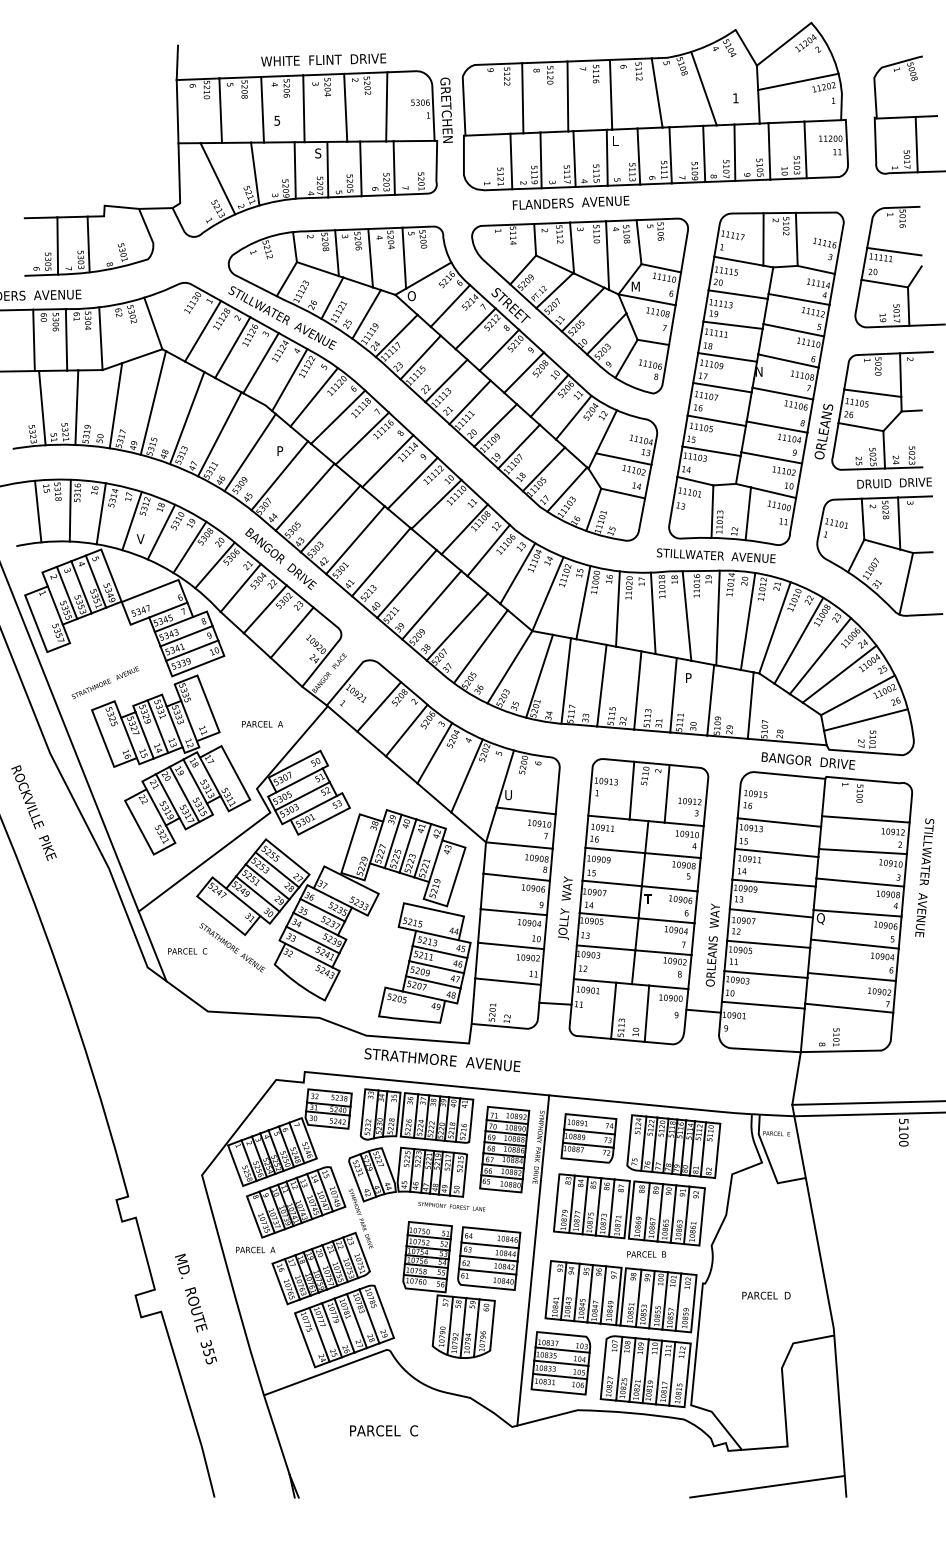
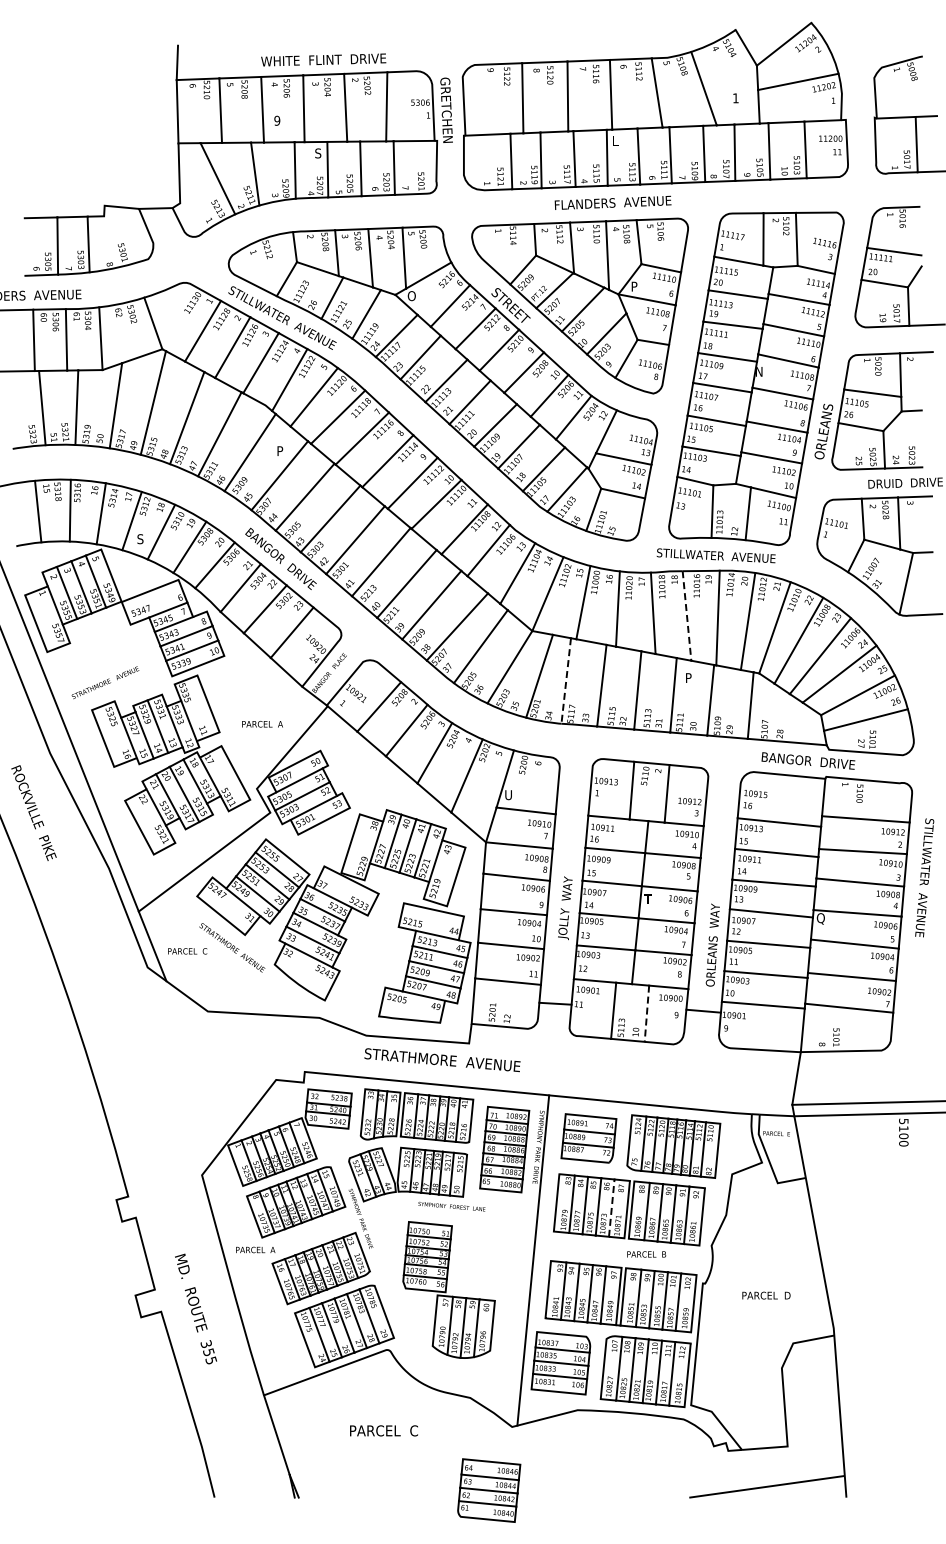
text: 5 -> 9 (277, 120)
text position: (570, 202) -> (612, 202) (612, 202)
text: M -> P (636, 286)
text position: (894, 482) -> (905, 482) (905, 482)
text: V -> S (140, 539)
line: solid -> dashed (687, 615)
line: solid -> dashed (566, 681)
line: solid -> dashed (646, 1014)
line: solid -> dashed (611, 1208)
part position: (489, 1258) -> (489, 1490) (489, 1490)
